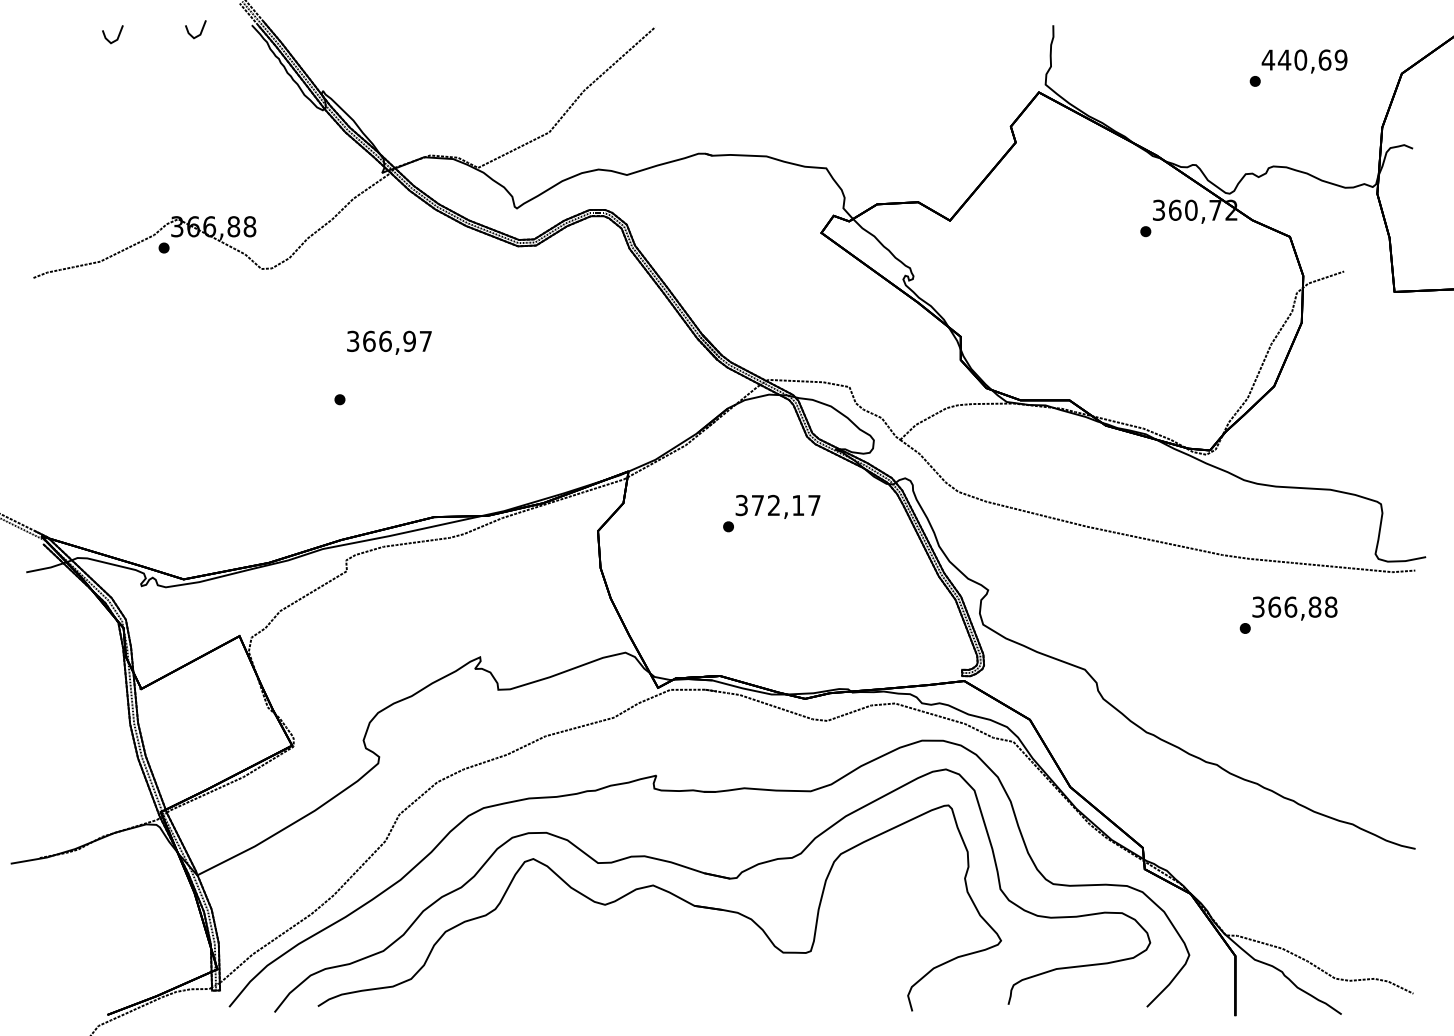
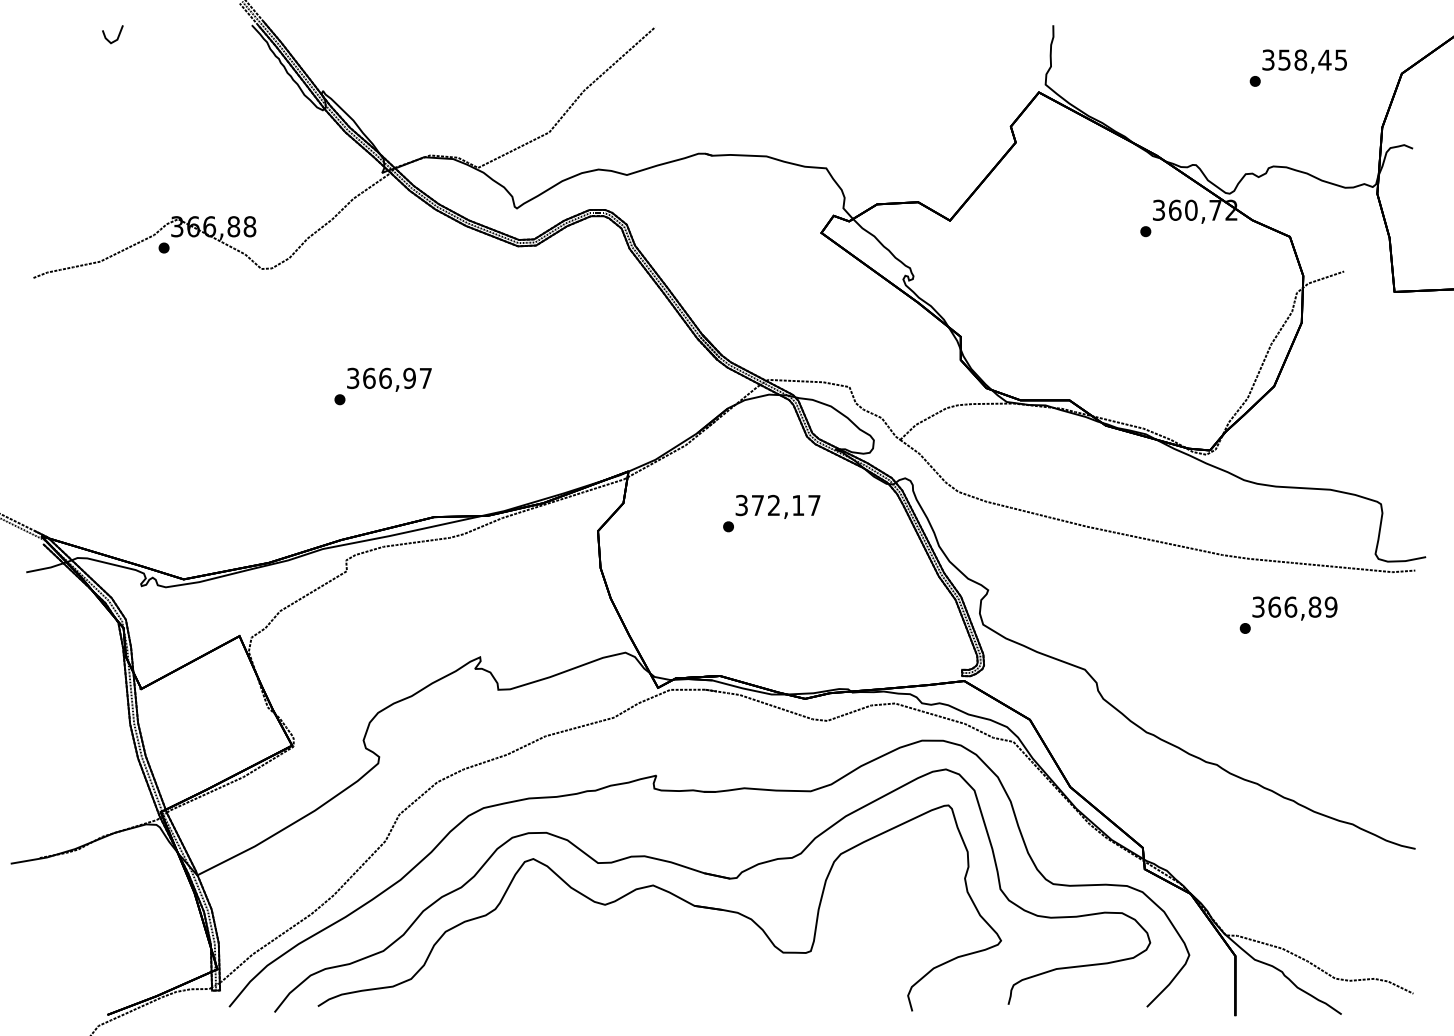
line: present -> none (200, 31)
text: 440,69 -> 358,45 (1304, 59)
text position: (389, 342) -> (389, 379) (389, 379)
text: 366,88 -> 366,89 (1330, 606)
